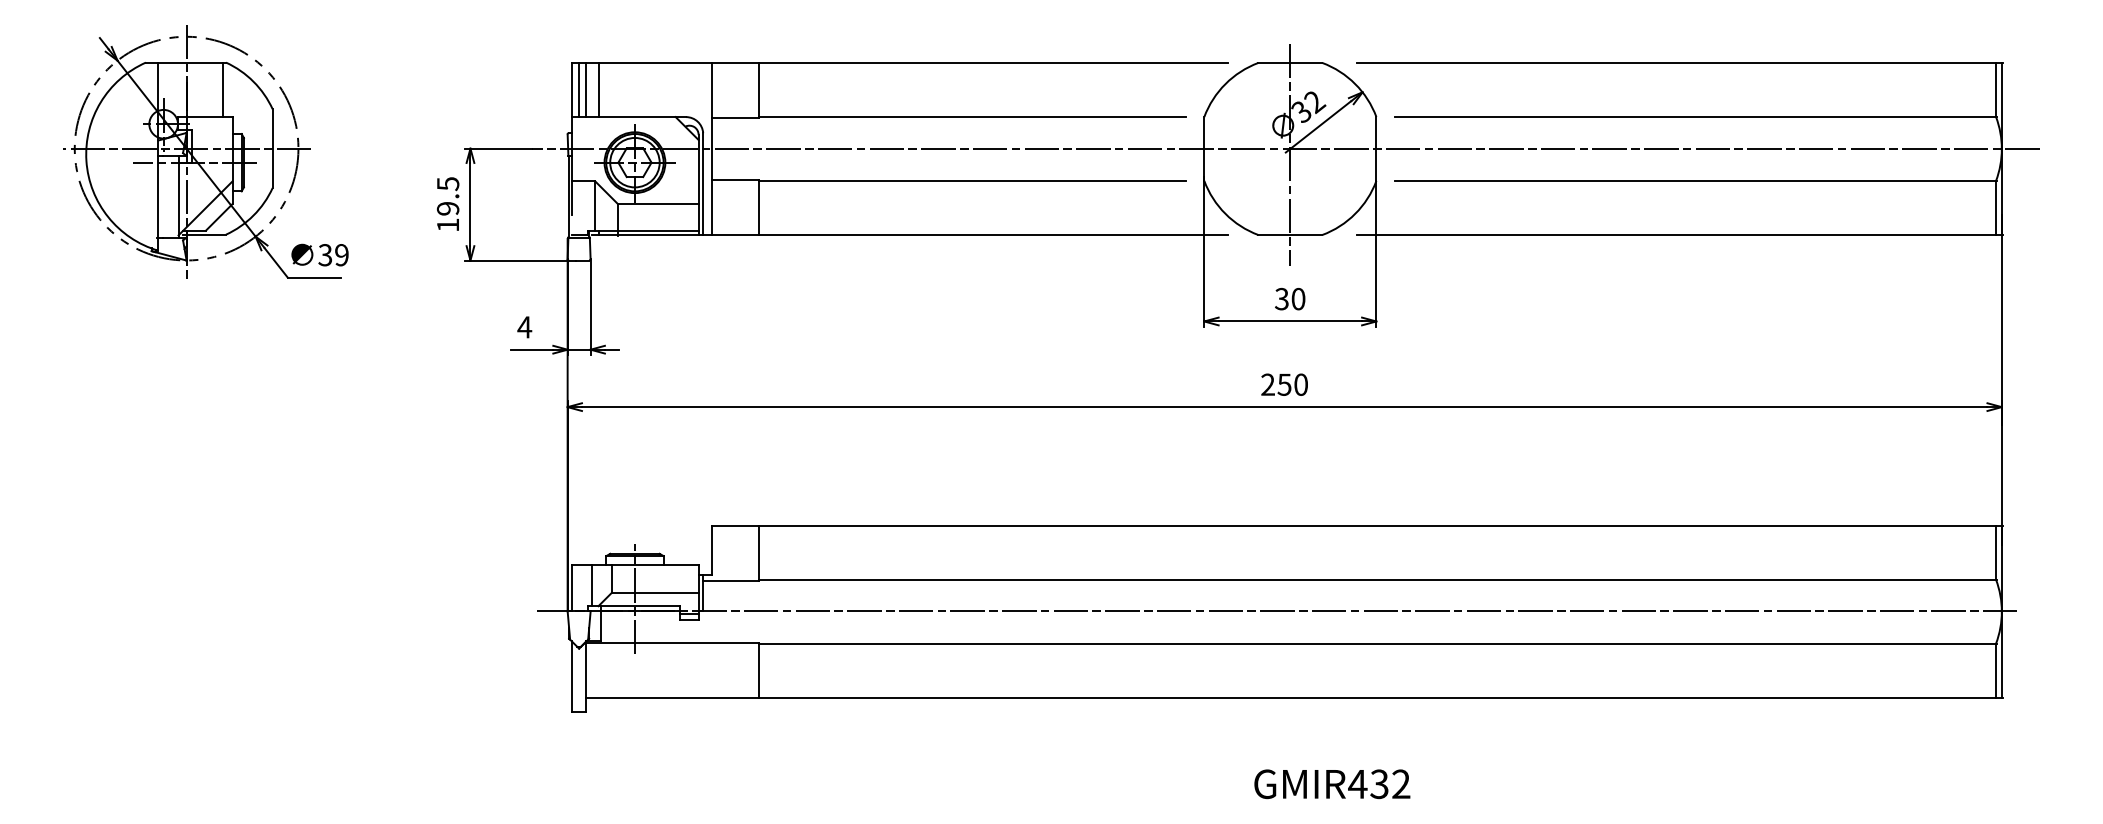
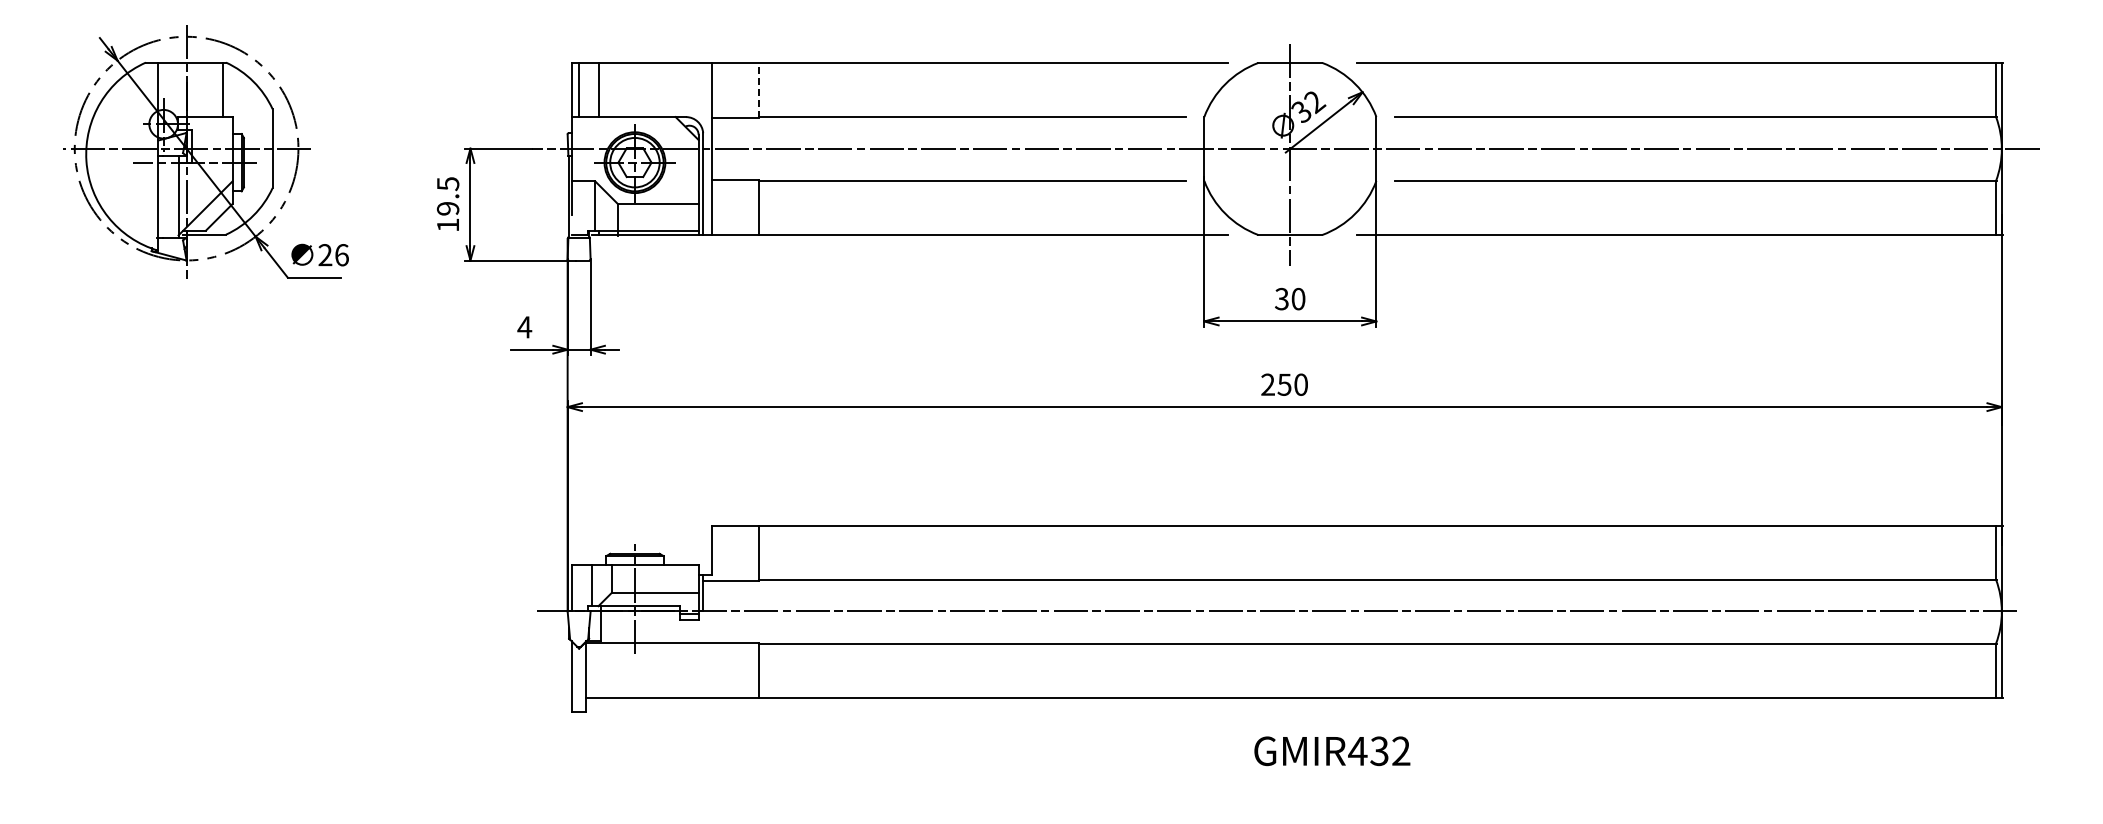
line: present -> none (586, 89)
line: solid -> dashed (759, 90)
text: 39 -> 26 (333, 255)
text position: (1332, 784) -> (1332, 751) (1332, 751)
